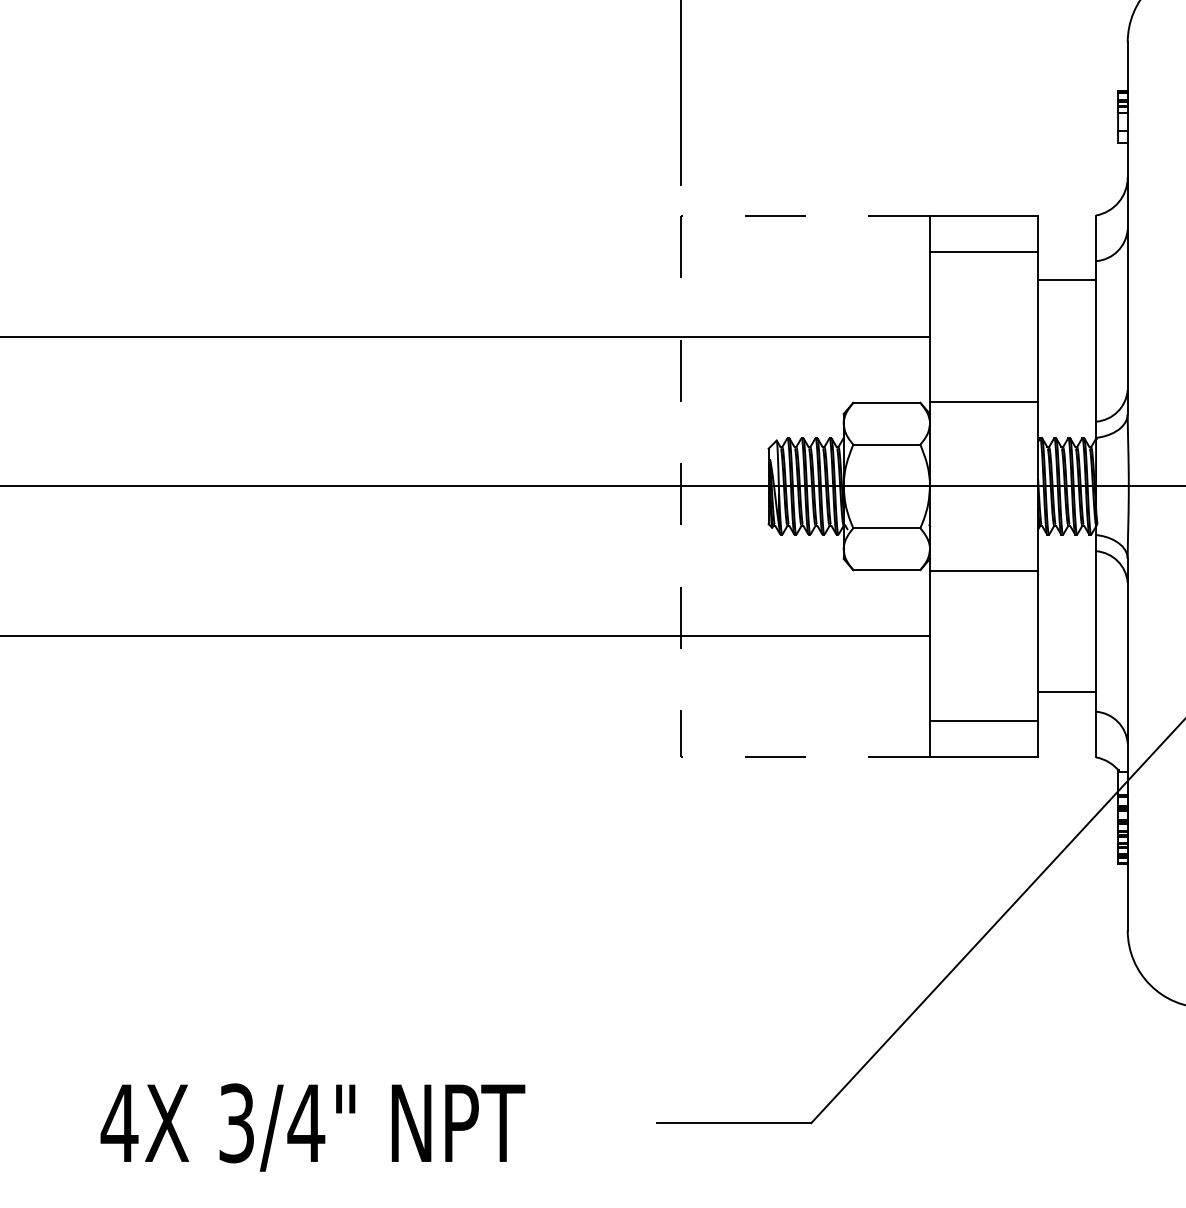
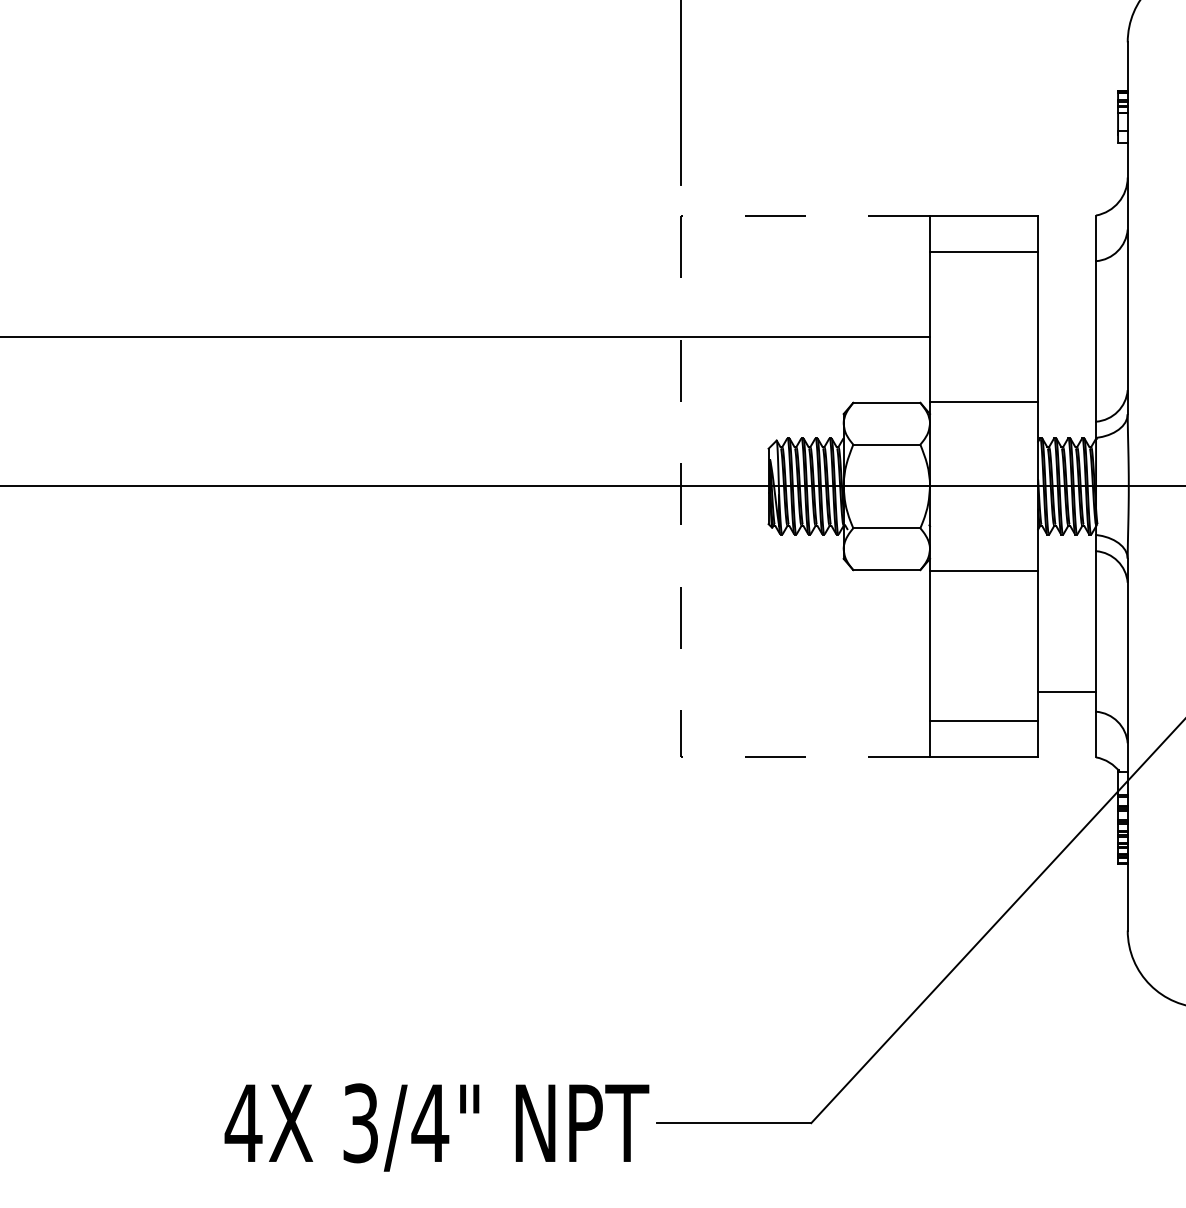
line: present -> none (1067, 280)
line: present -> none (466, 636)
text position: (312, 1127) -> (436, 1127) (436, 1127)
